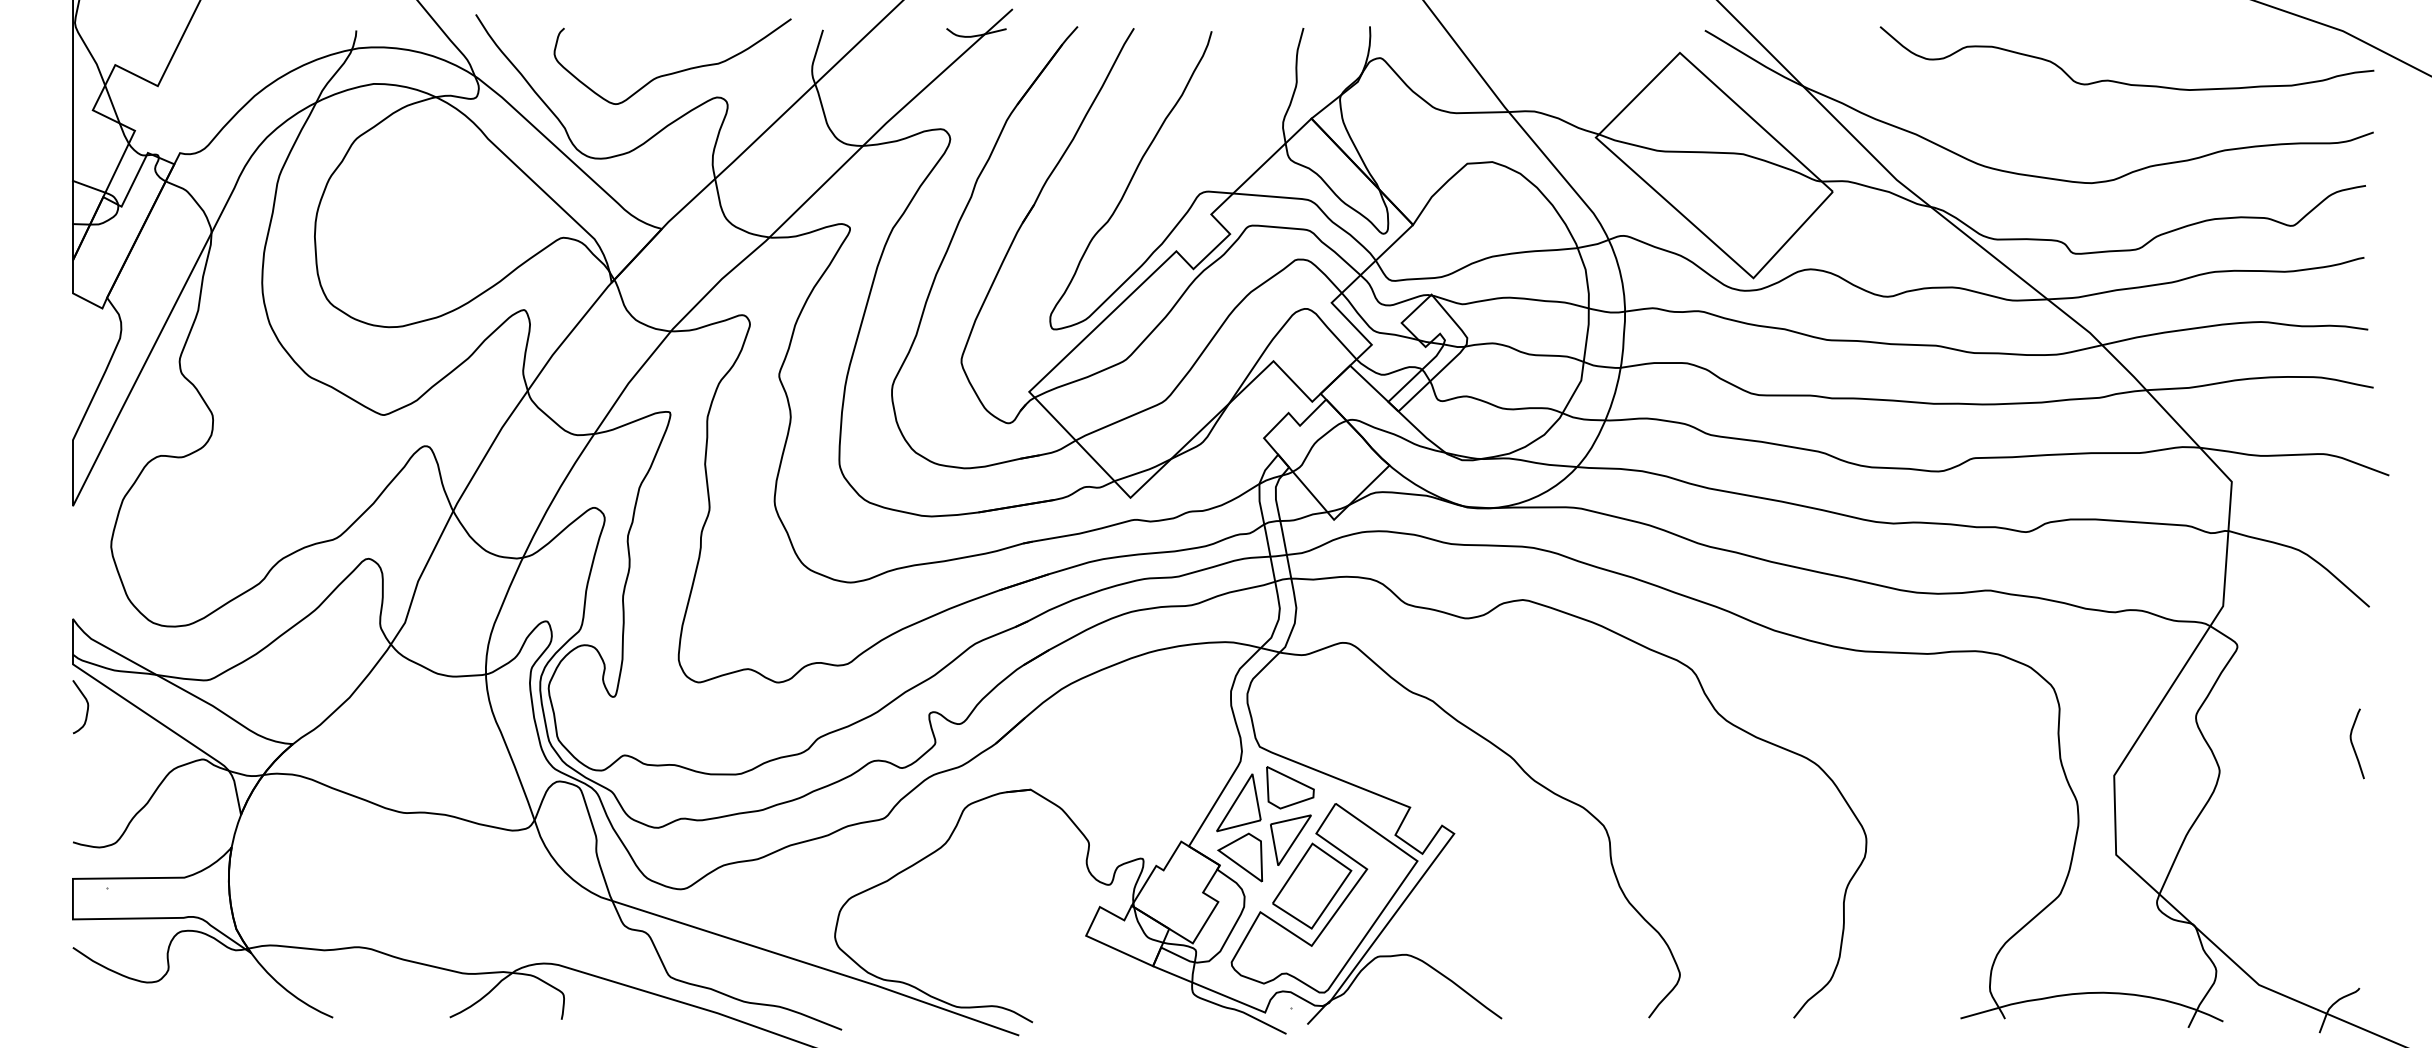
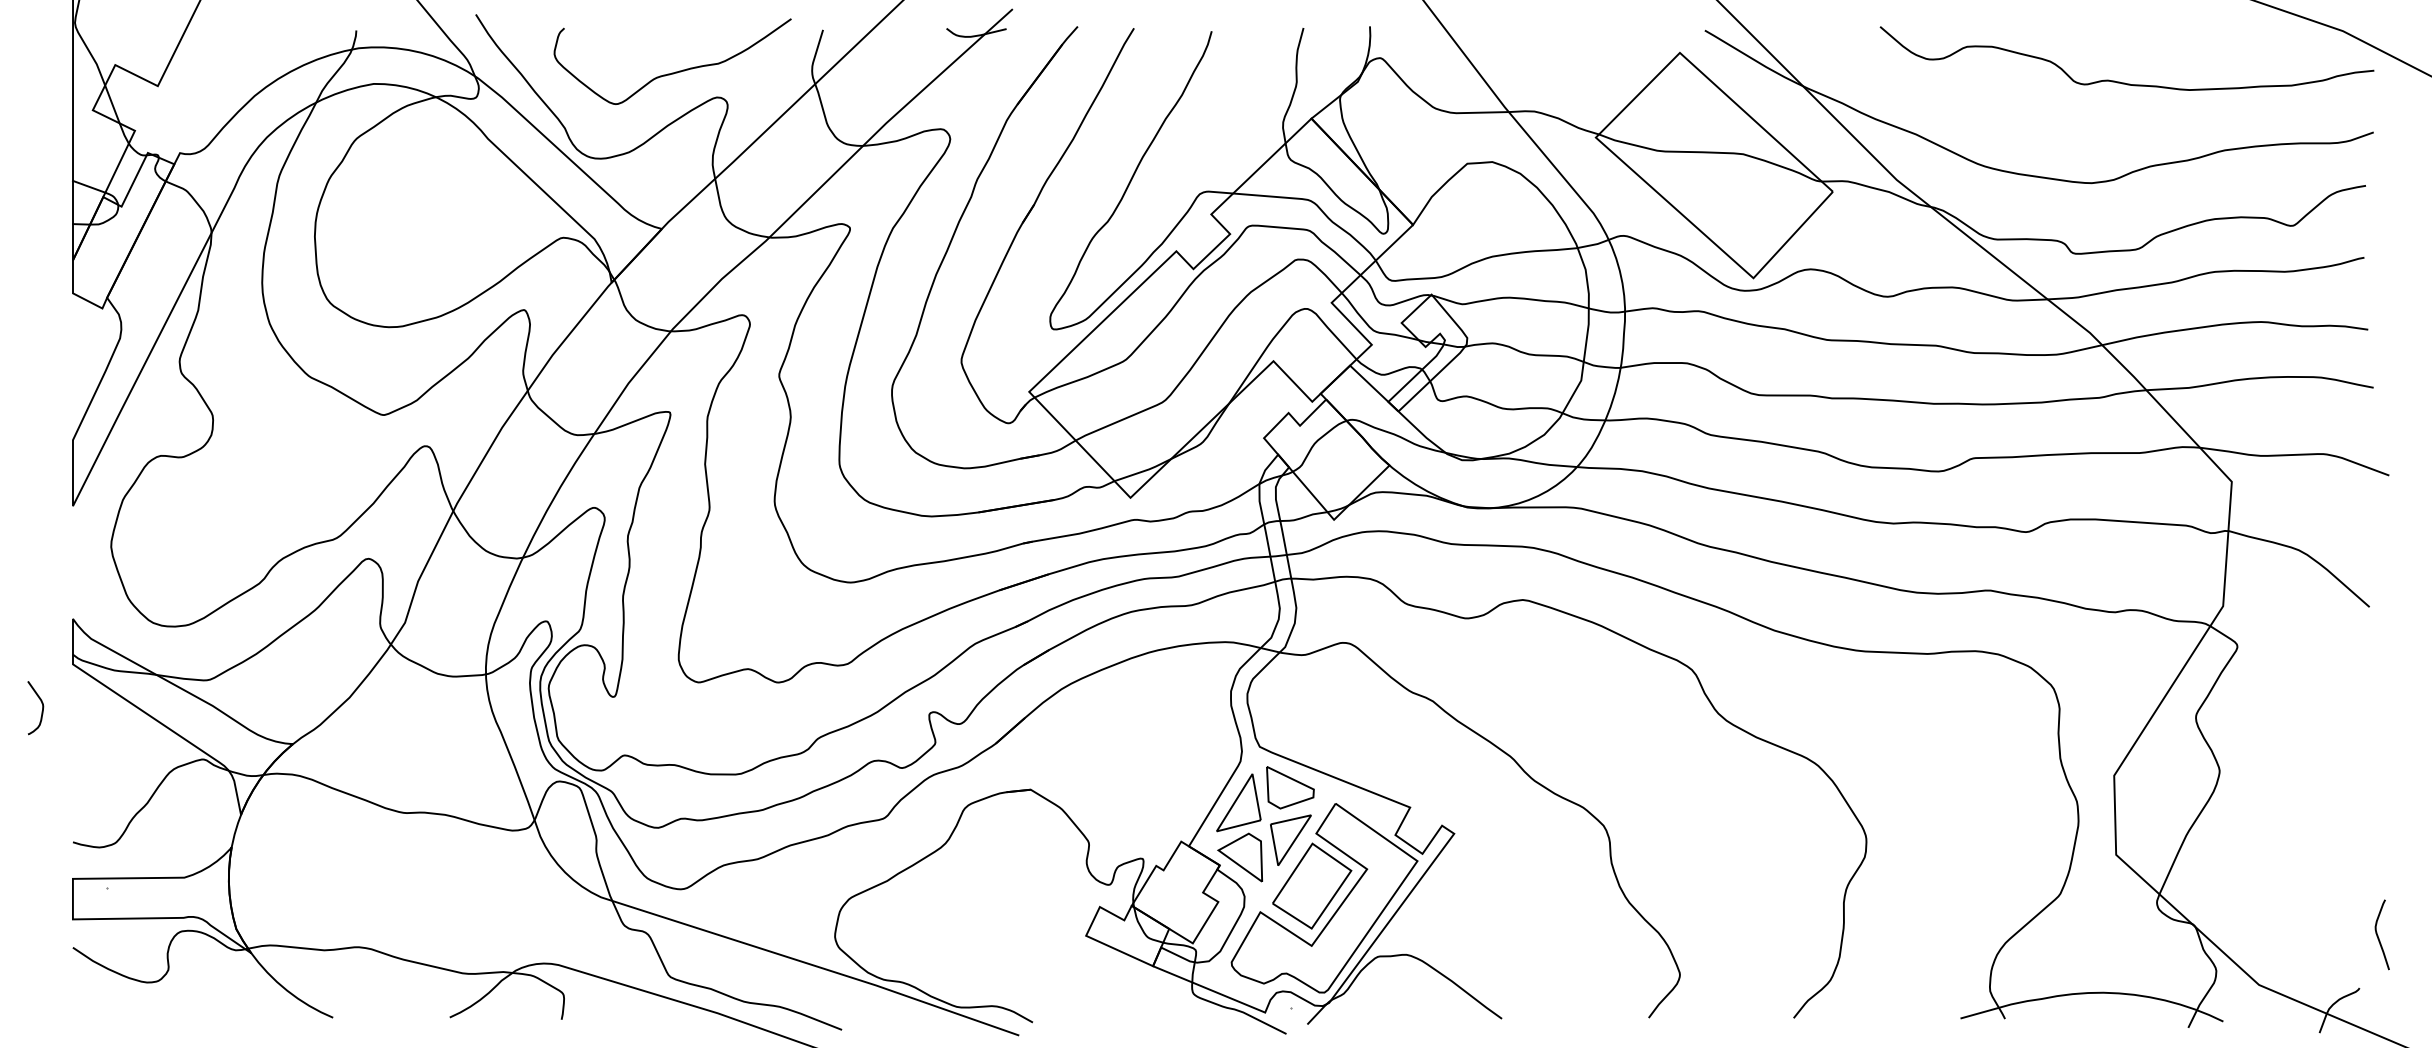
curve position: (86, 710) -> (41, 711) (41, 711)
curve position: (2353, 744) -> (2378, 935) (2378, 935)
